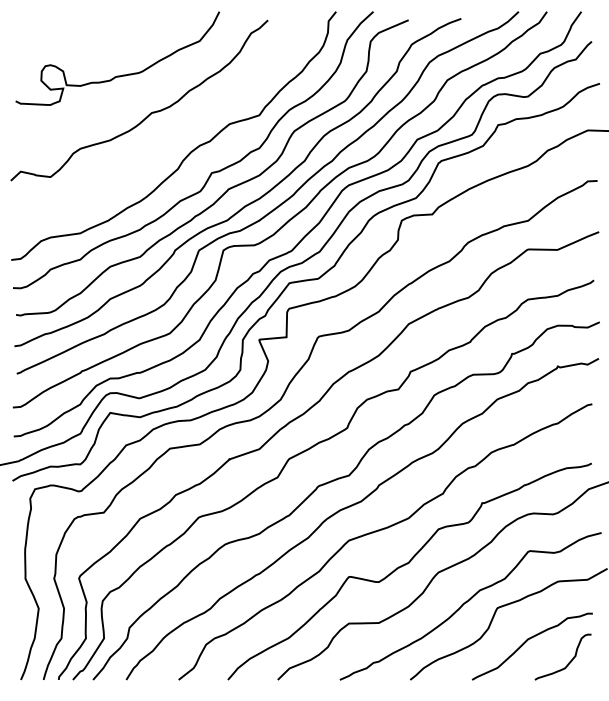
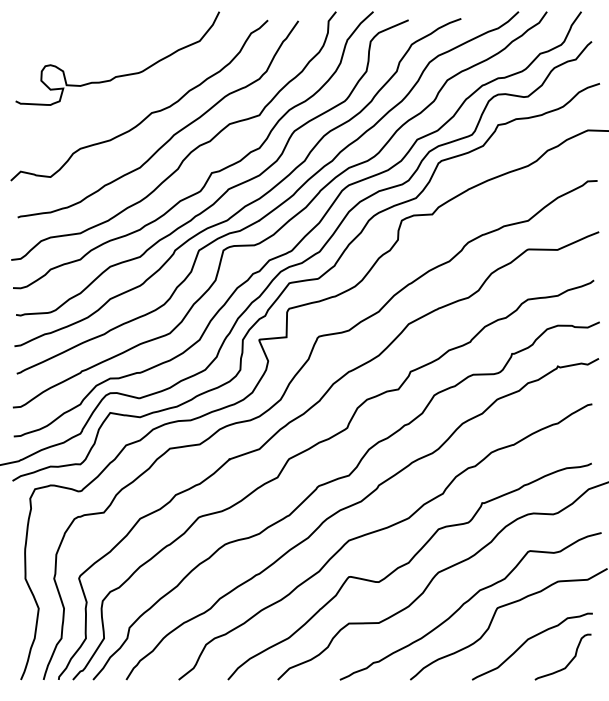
curve: none -> present (173, 134)
